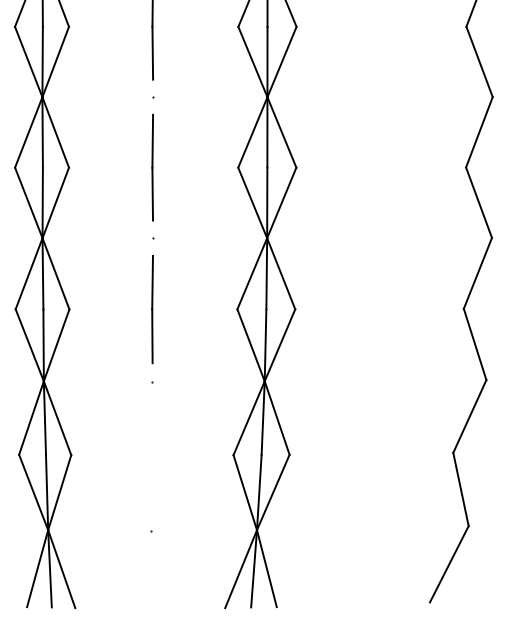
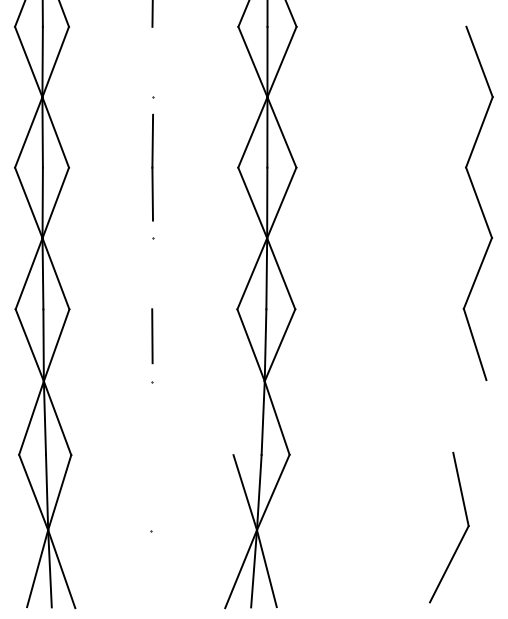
line: present -> none (470, 14)
line: present -> none (152, 52)
line: present -> none (152, 282)
line: present -> none (469, 416)
line: present -> none (248, 418)
